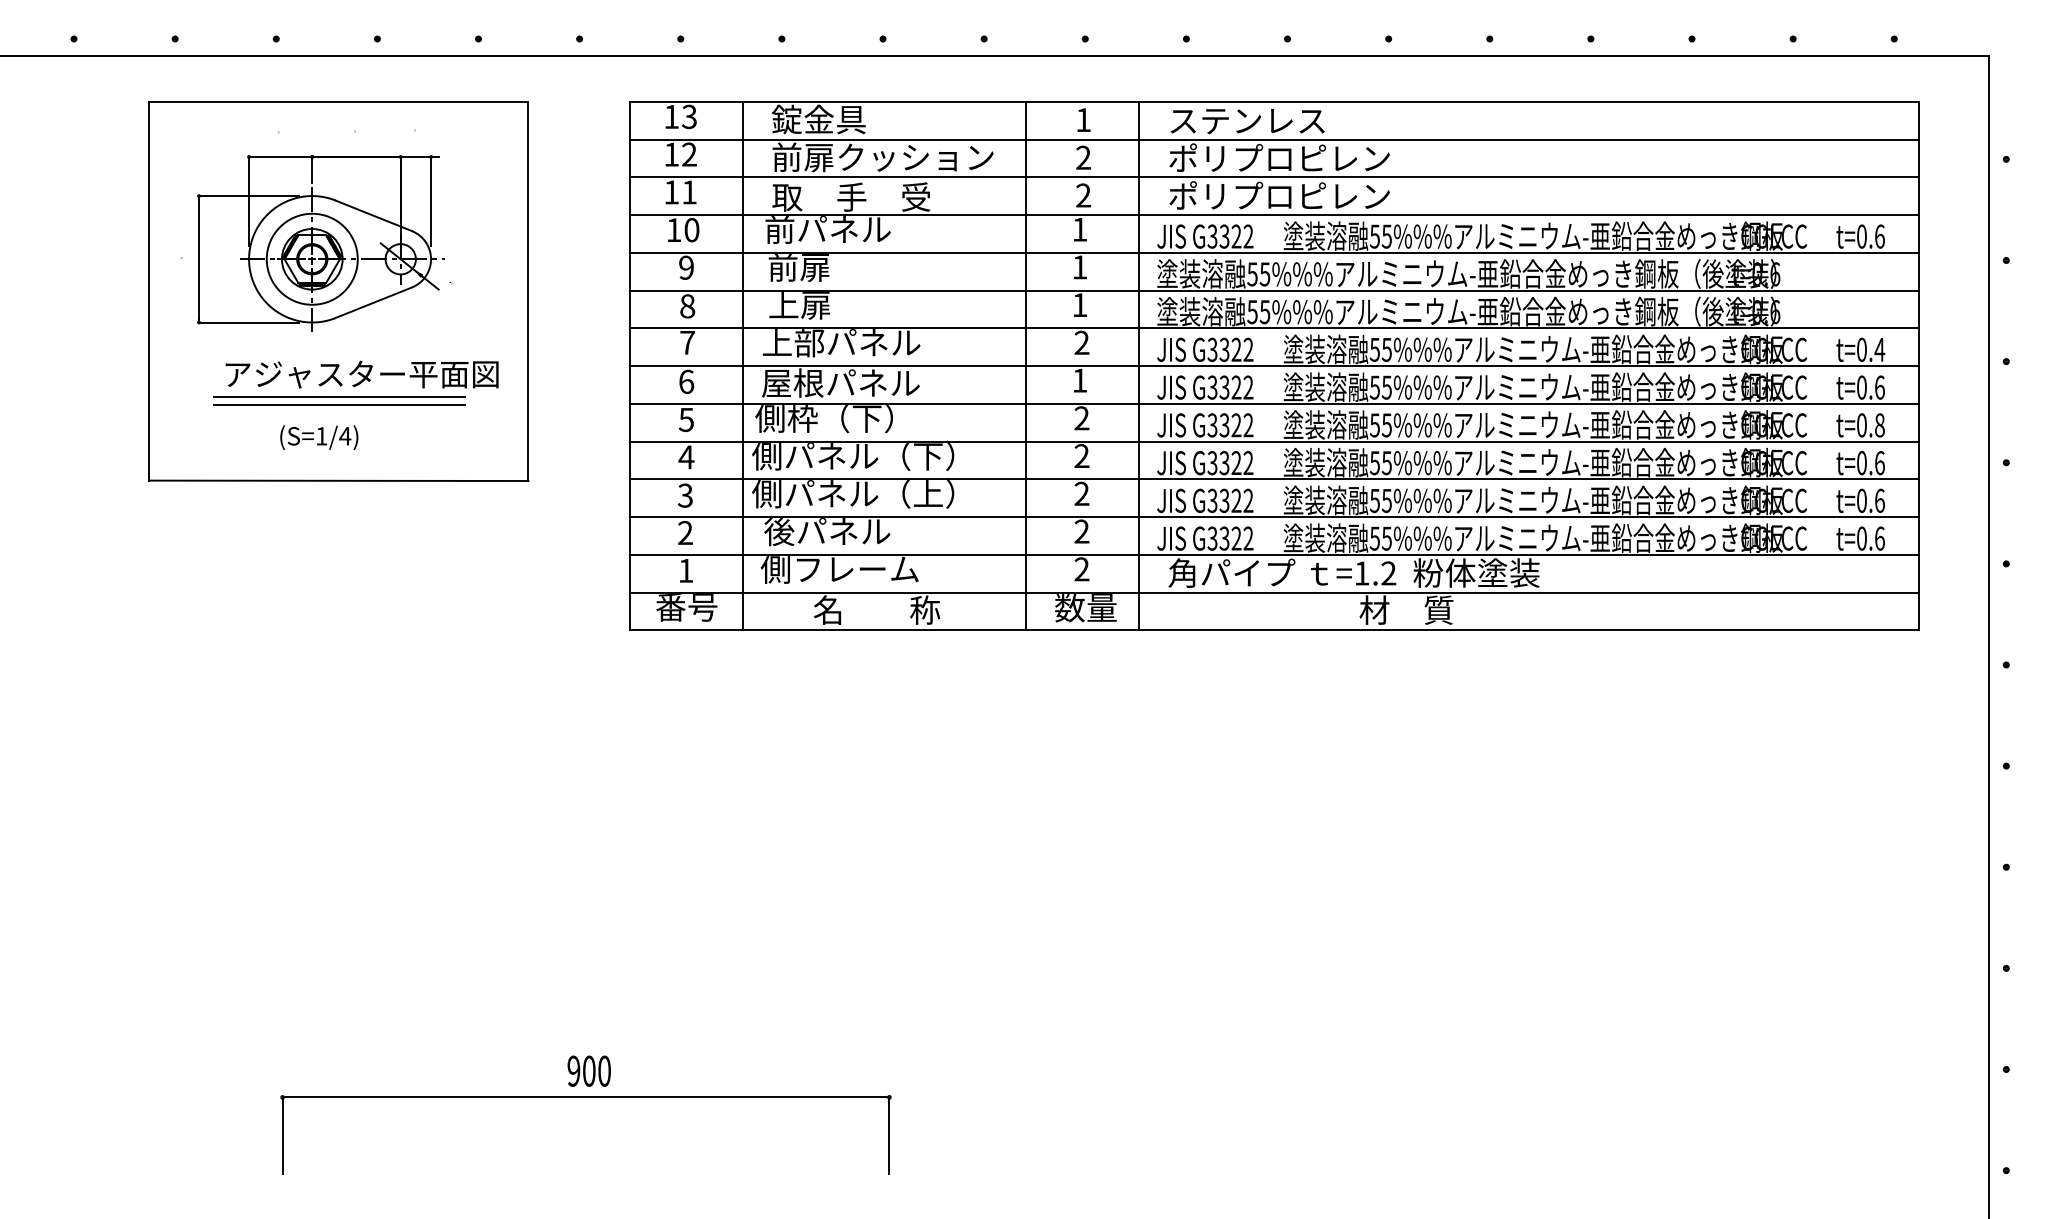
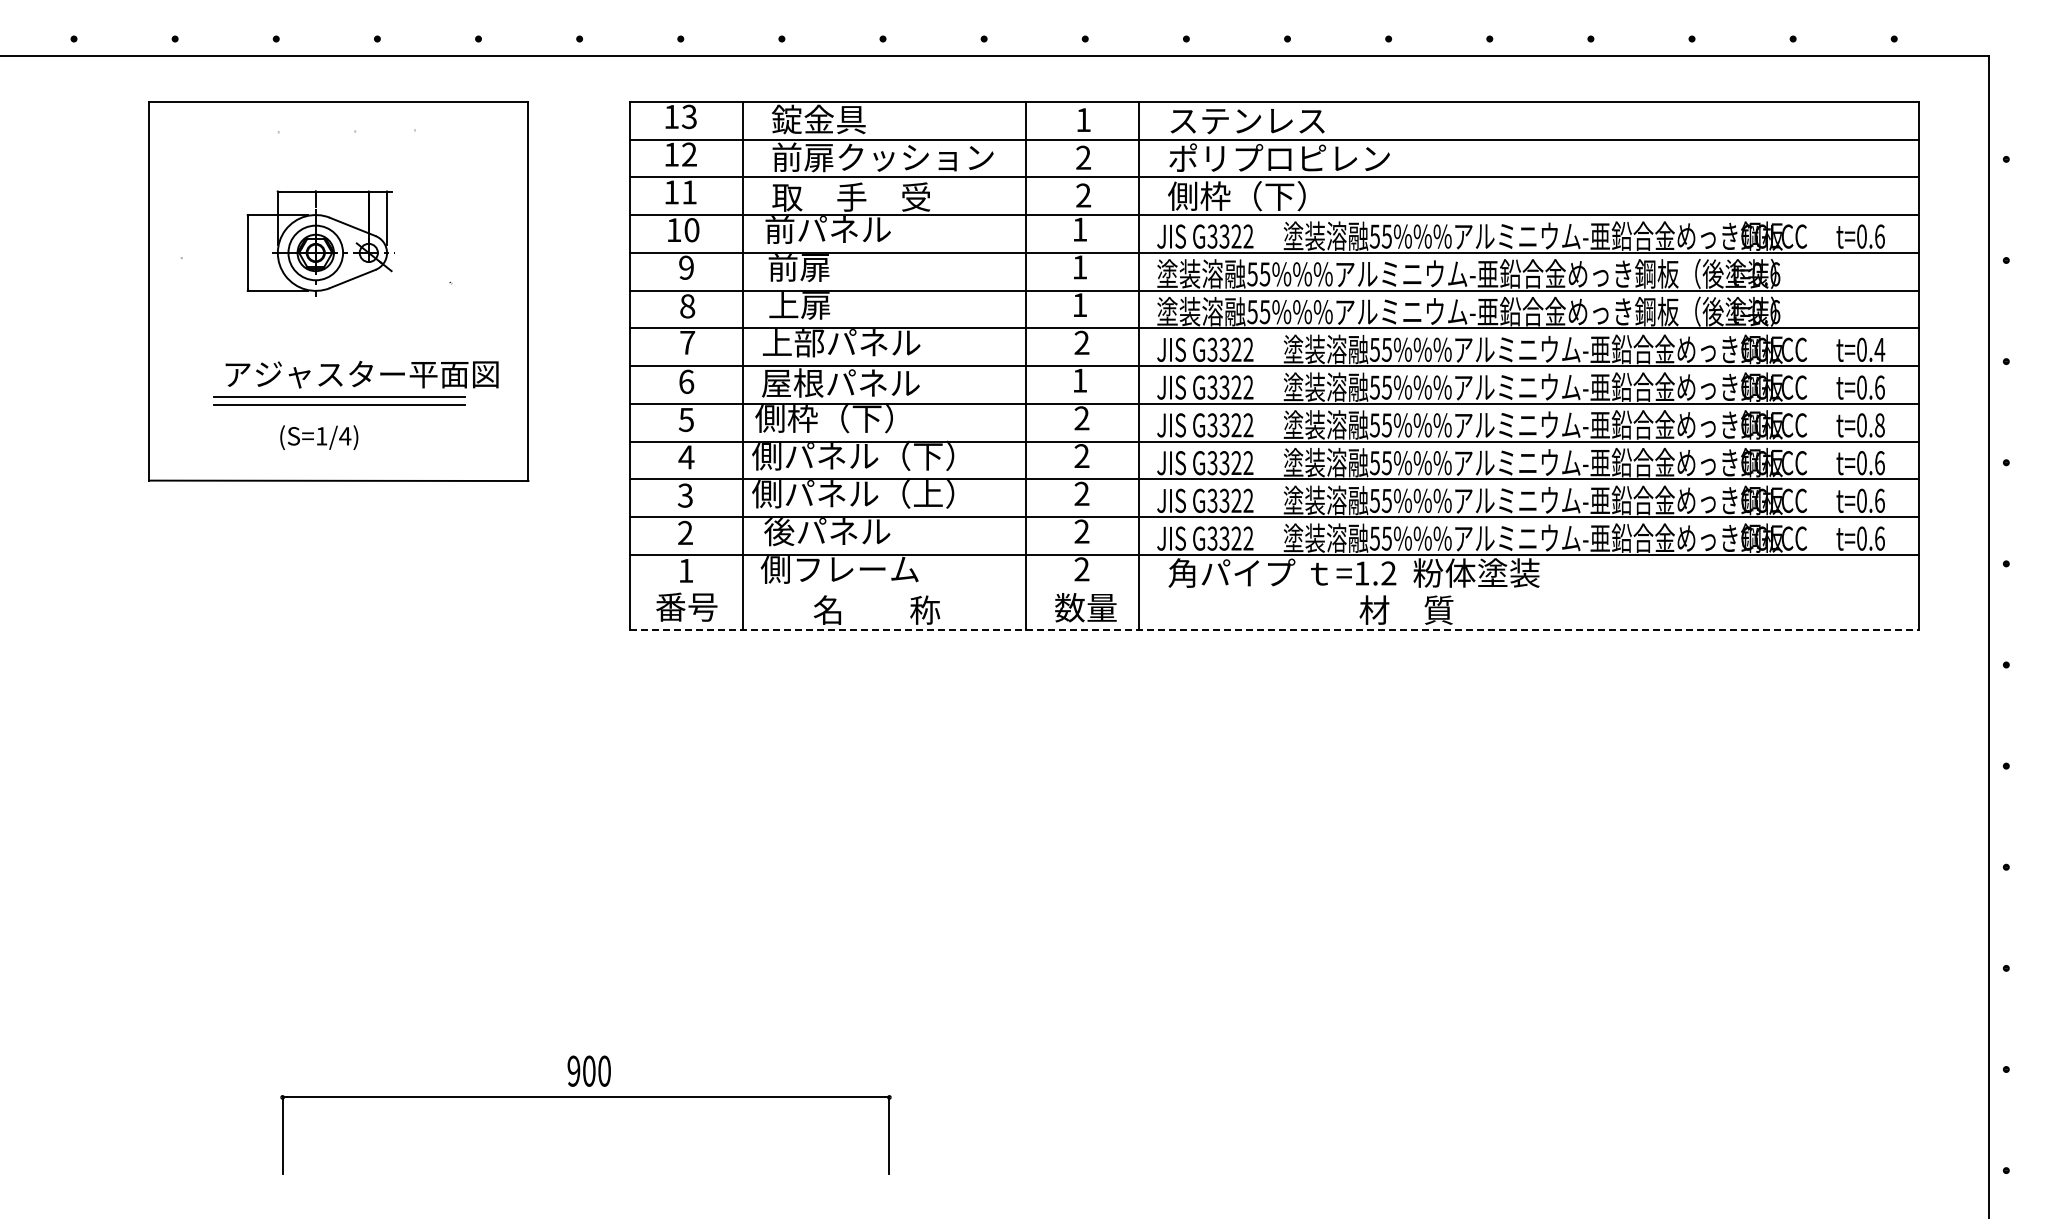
text: ポリプロピレン -> 側枠（下） (1278, 196)
part size: 248x177 px -> 149x107 px (320, 243)
line: present -> none (1274, 592)
line: solid -> dashed (1274, 630)
